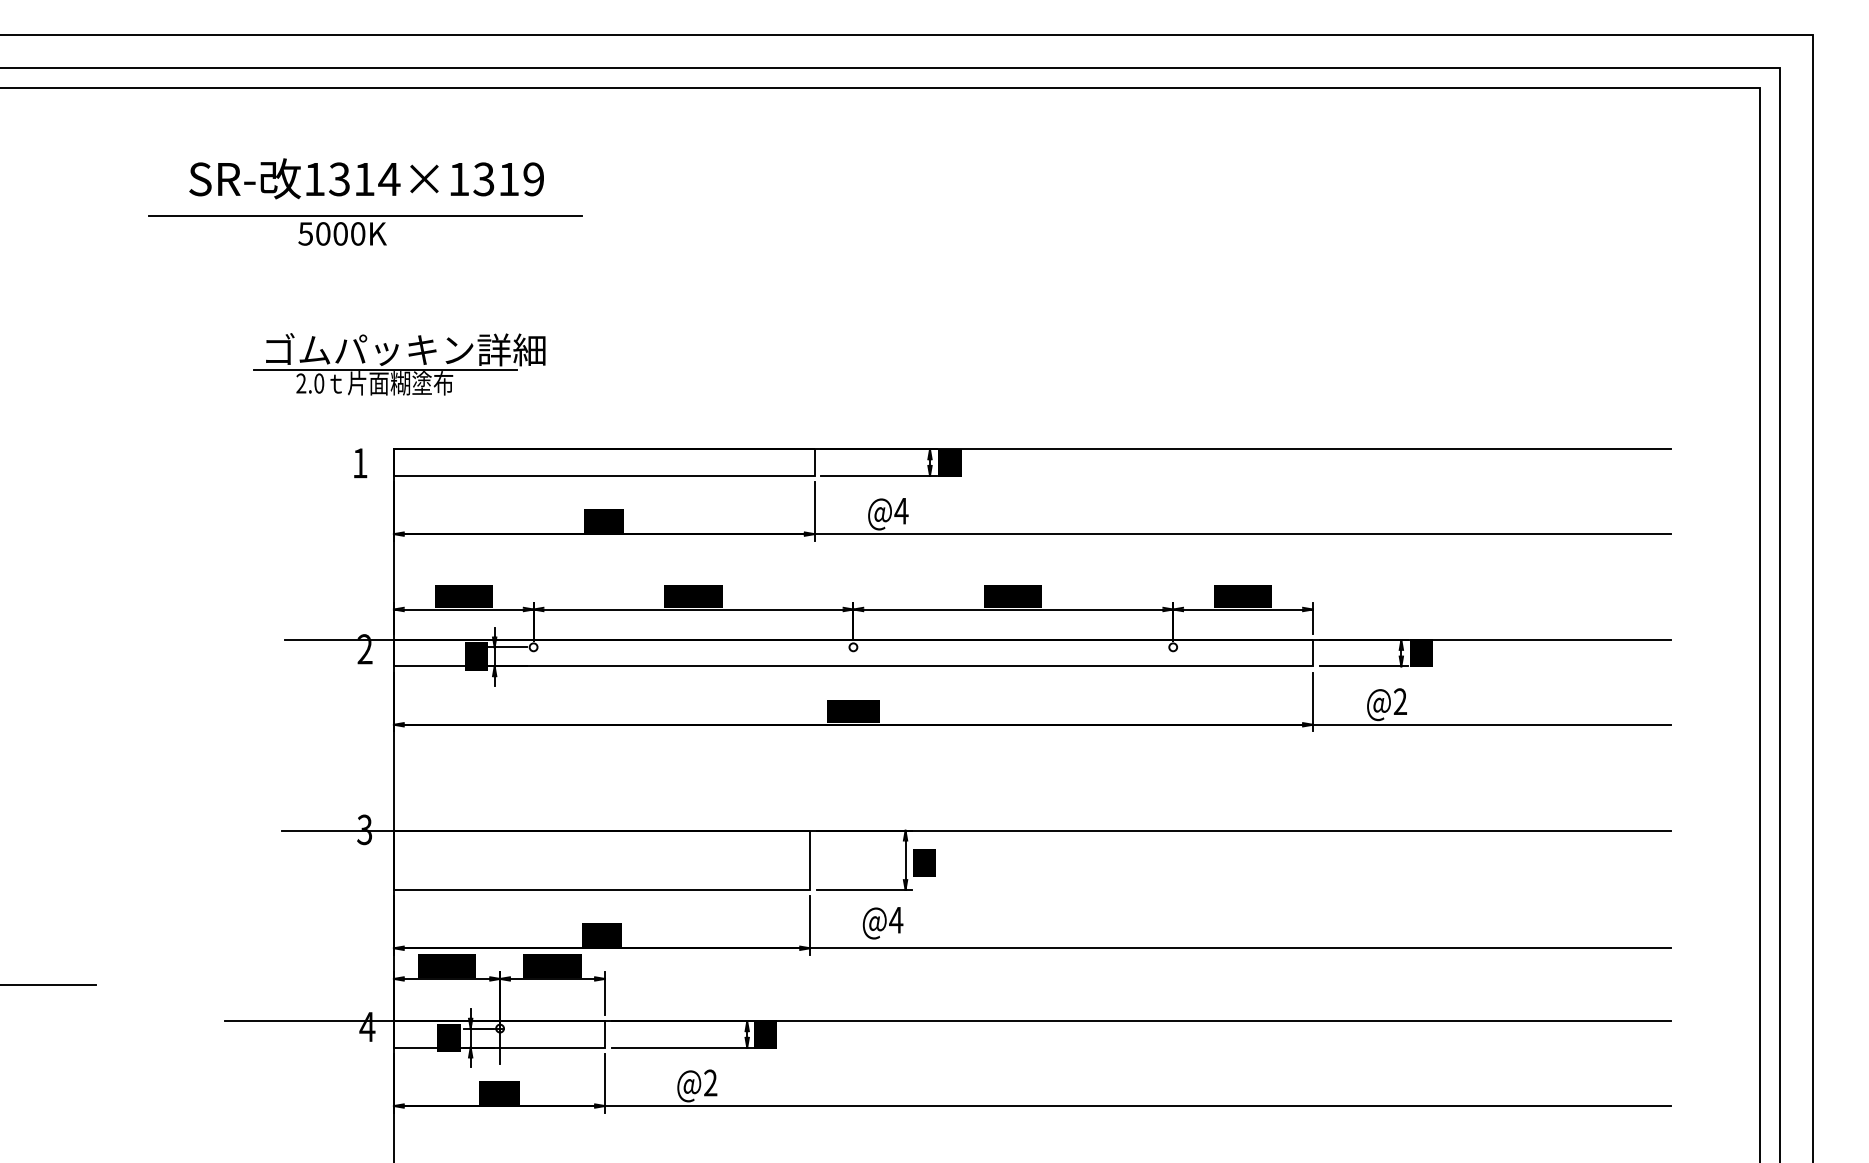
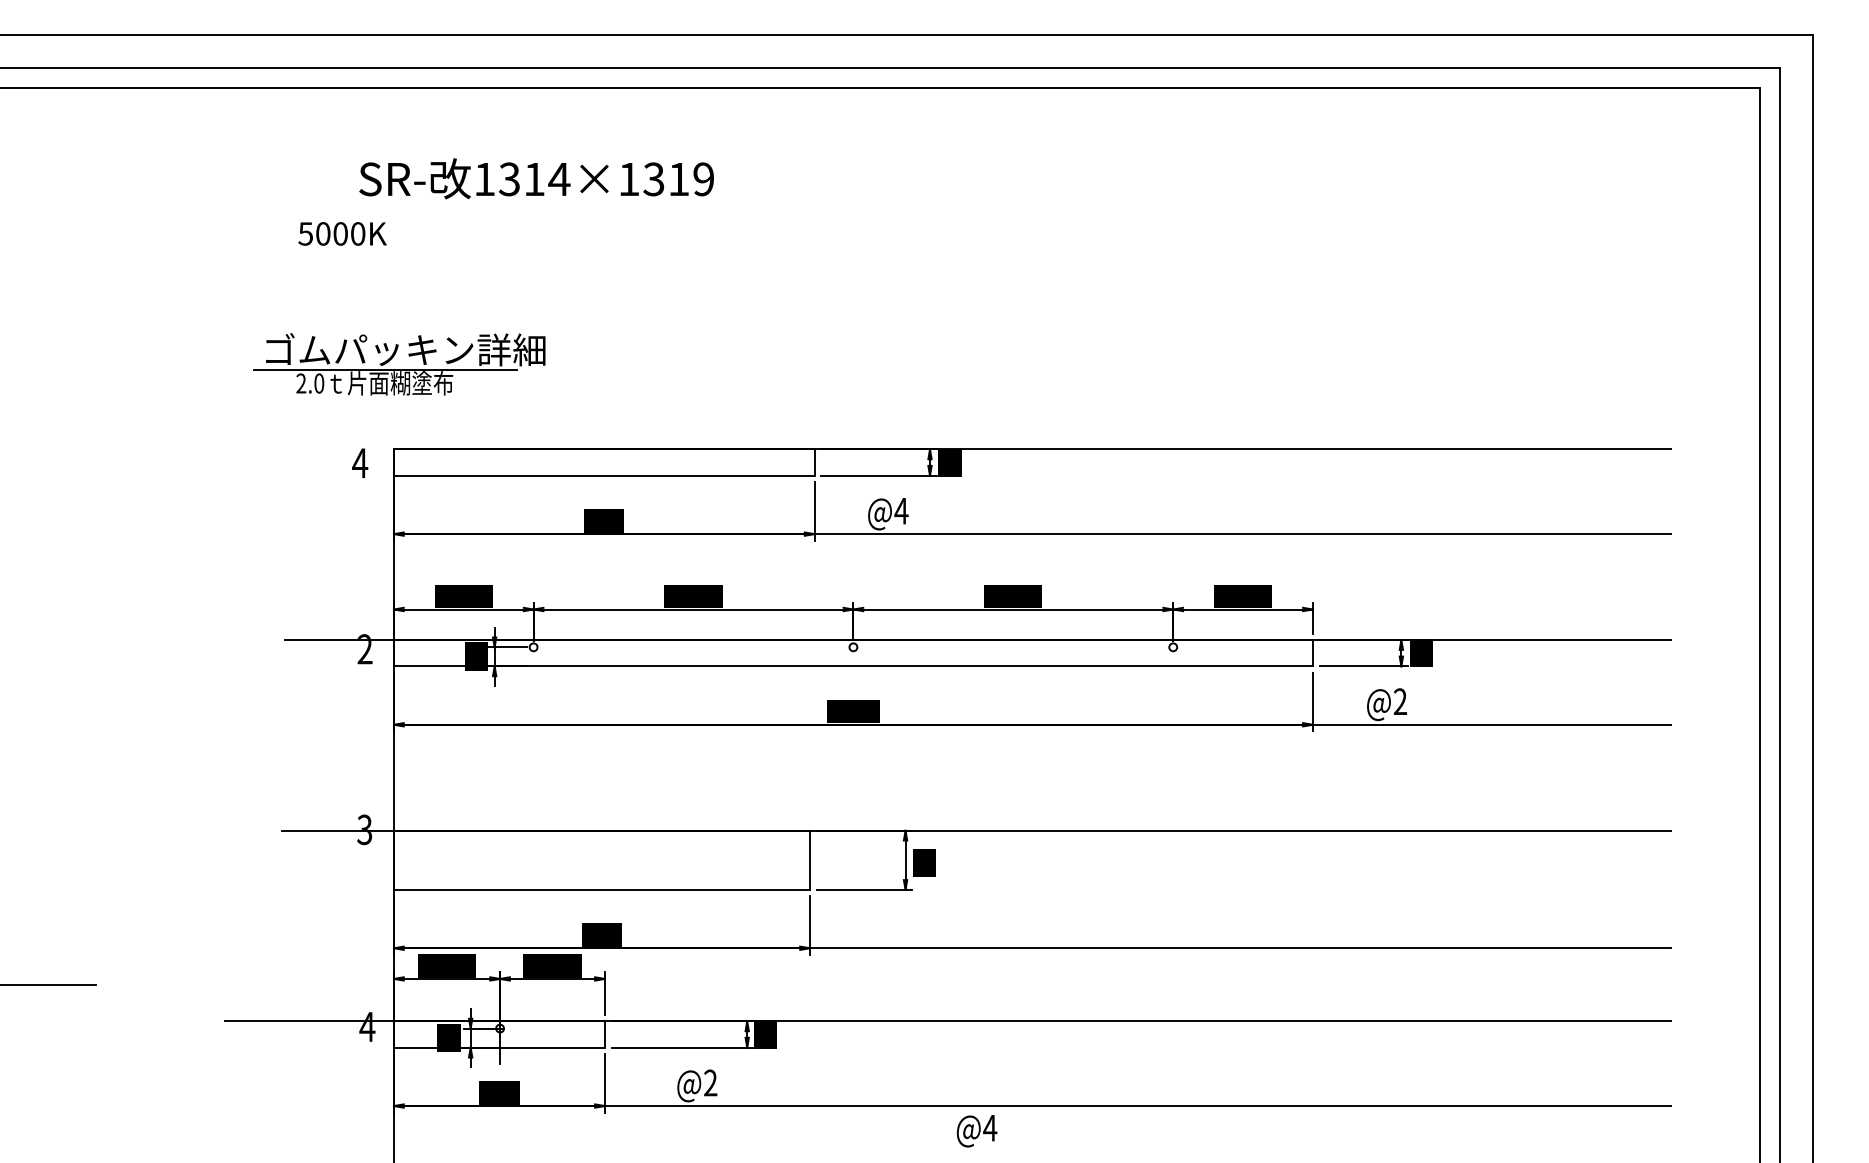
text position: (366, 178) -> (536, 178) (536, 178)
line: present -> none (365, 215)
text: 1 -> 4 (360, 463)
text position: (882, 923) -> (976, 1131) (976, 1131)
